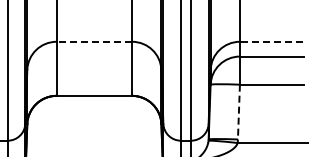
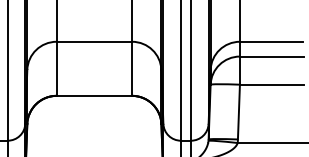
line: dashed -> solid (94, 41)
line: dashed -> solid (271, 41)
line: dashed -> solid (238, 112)
